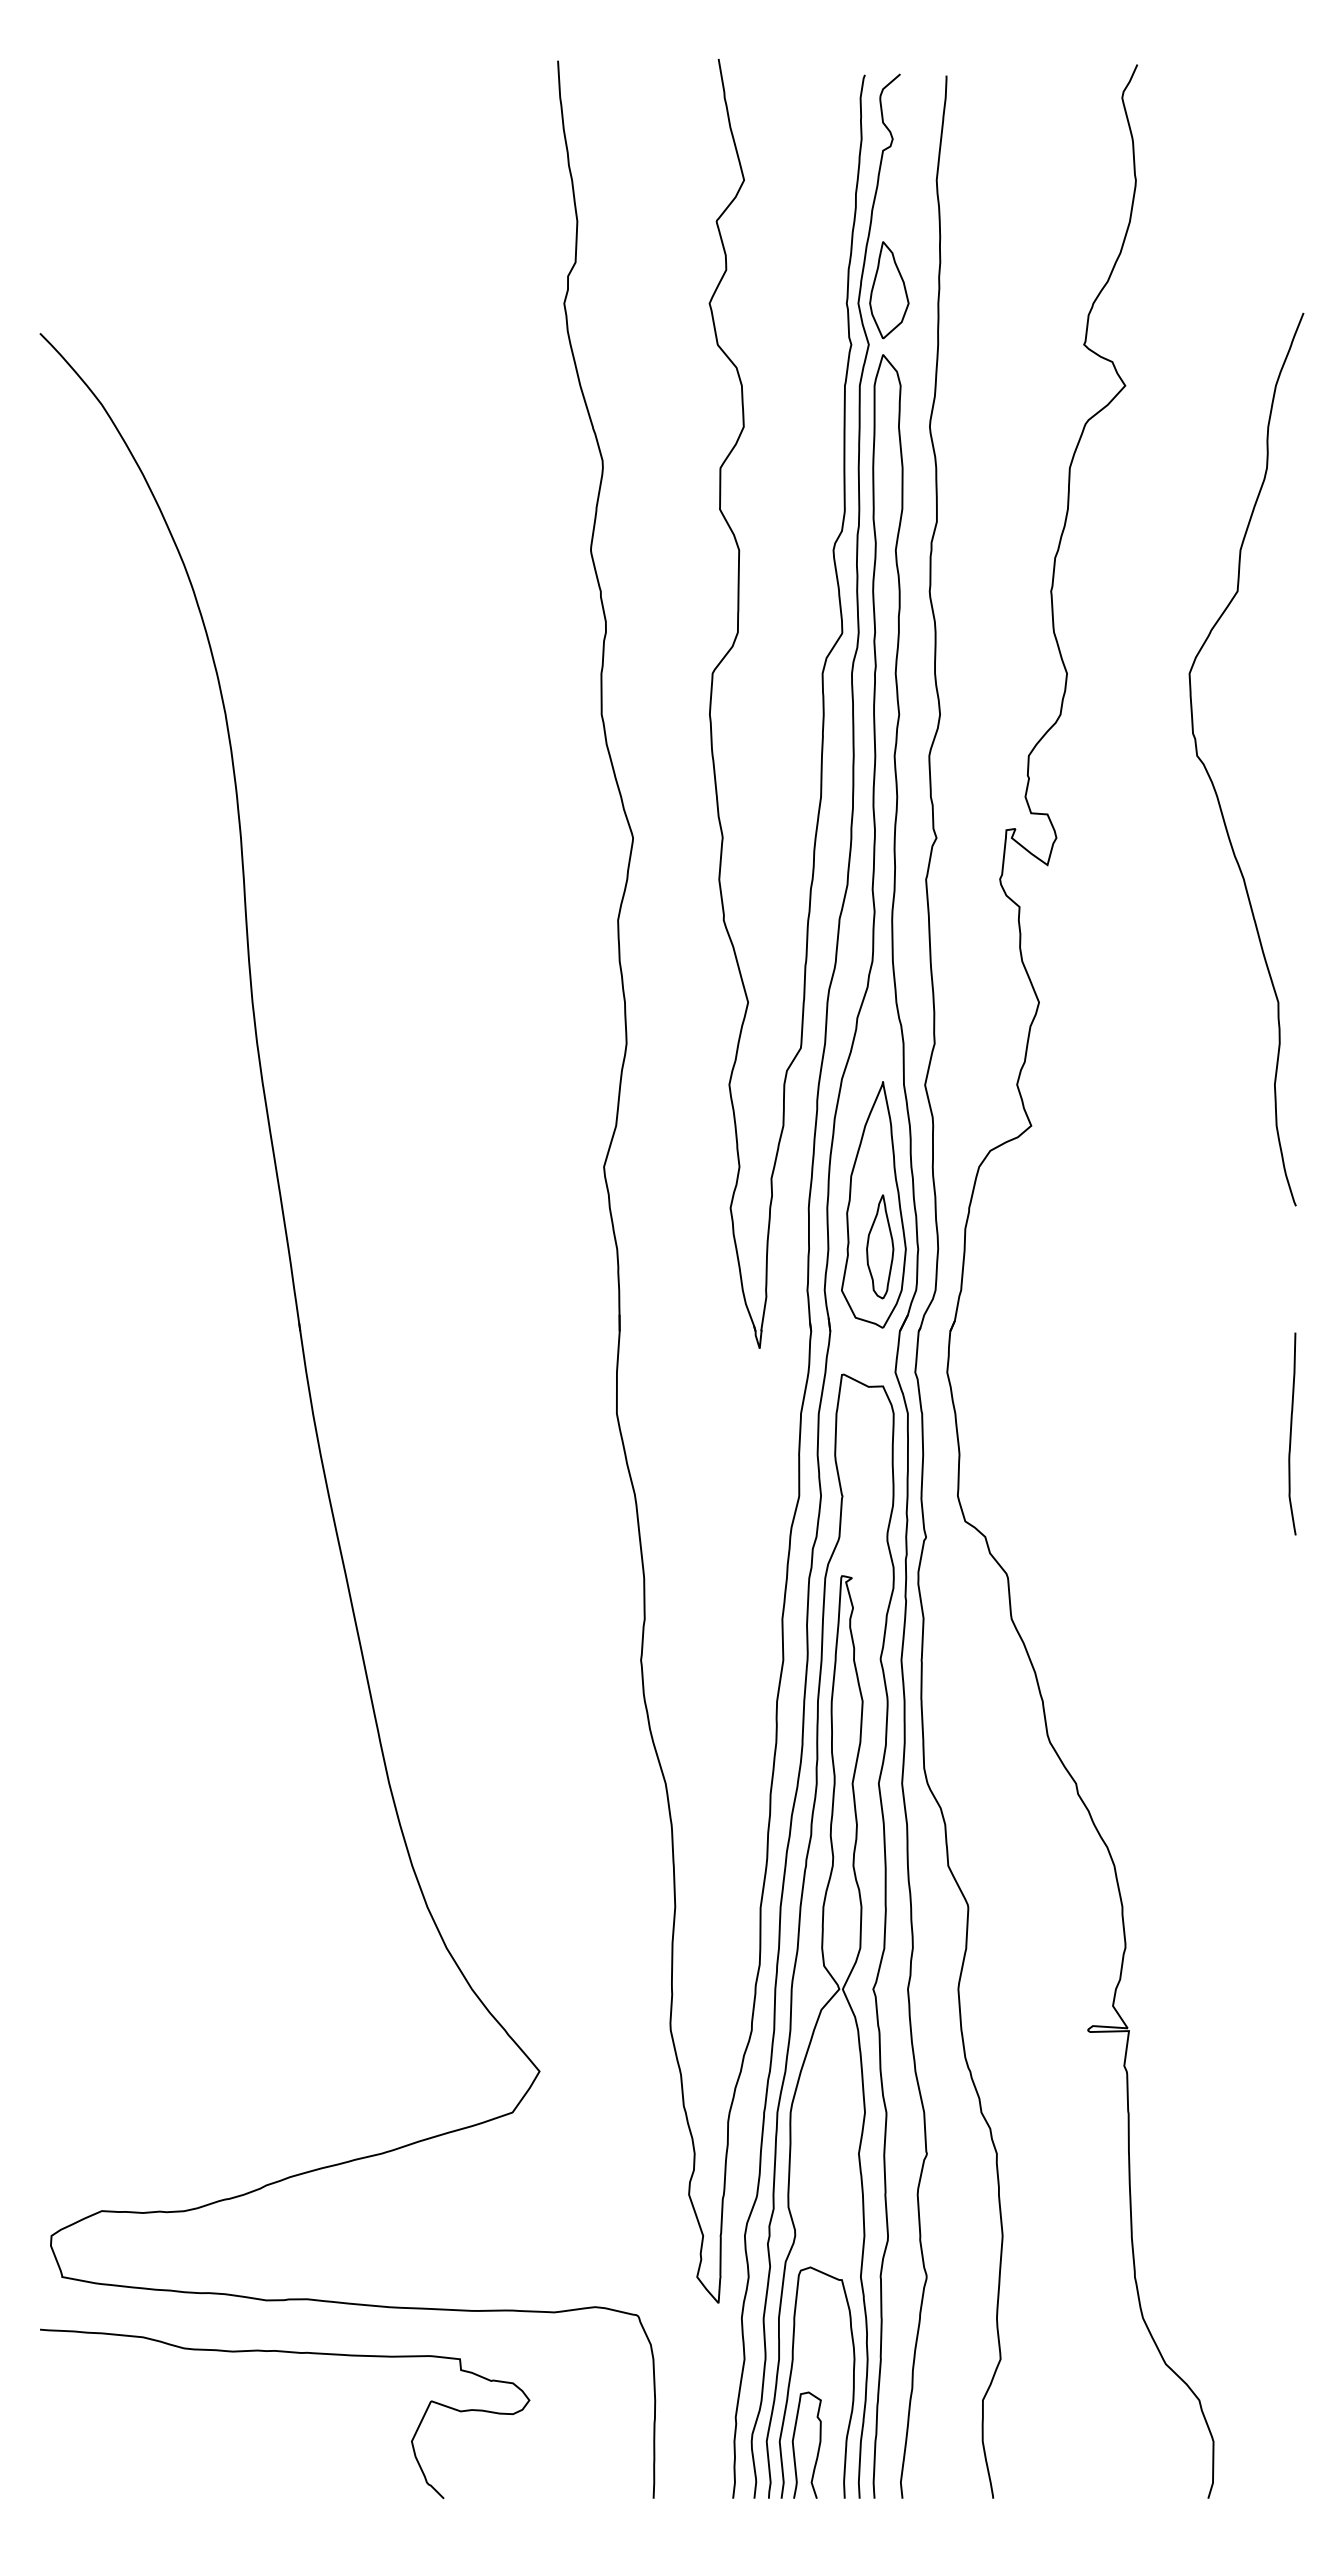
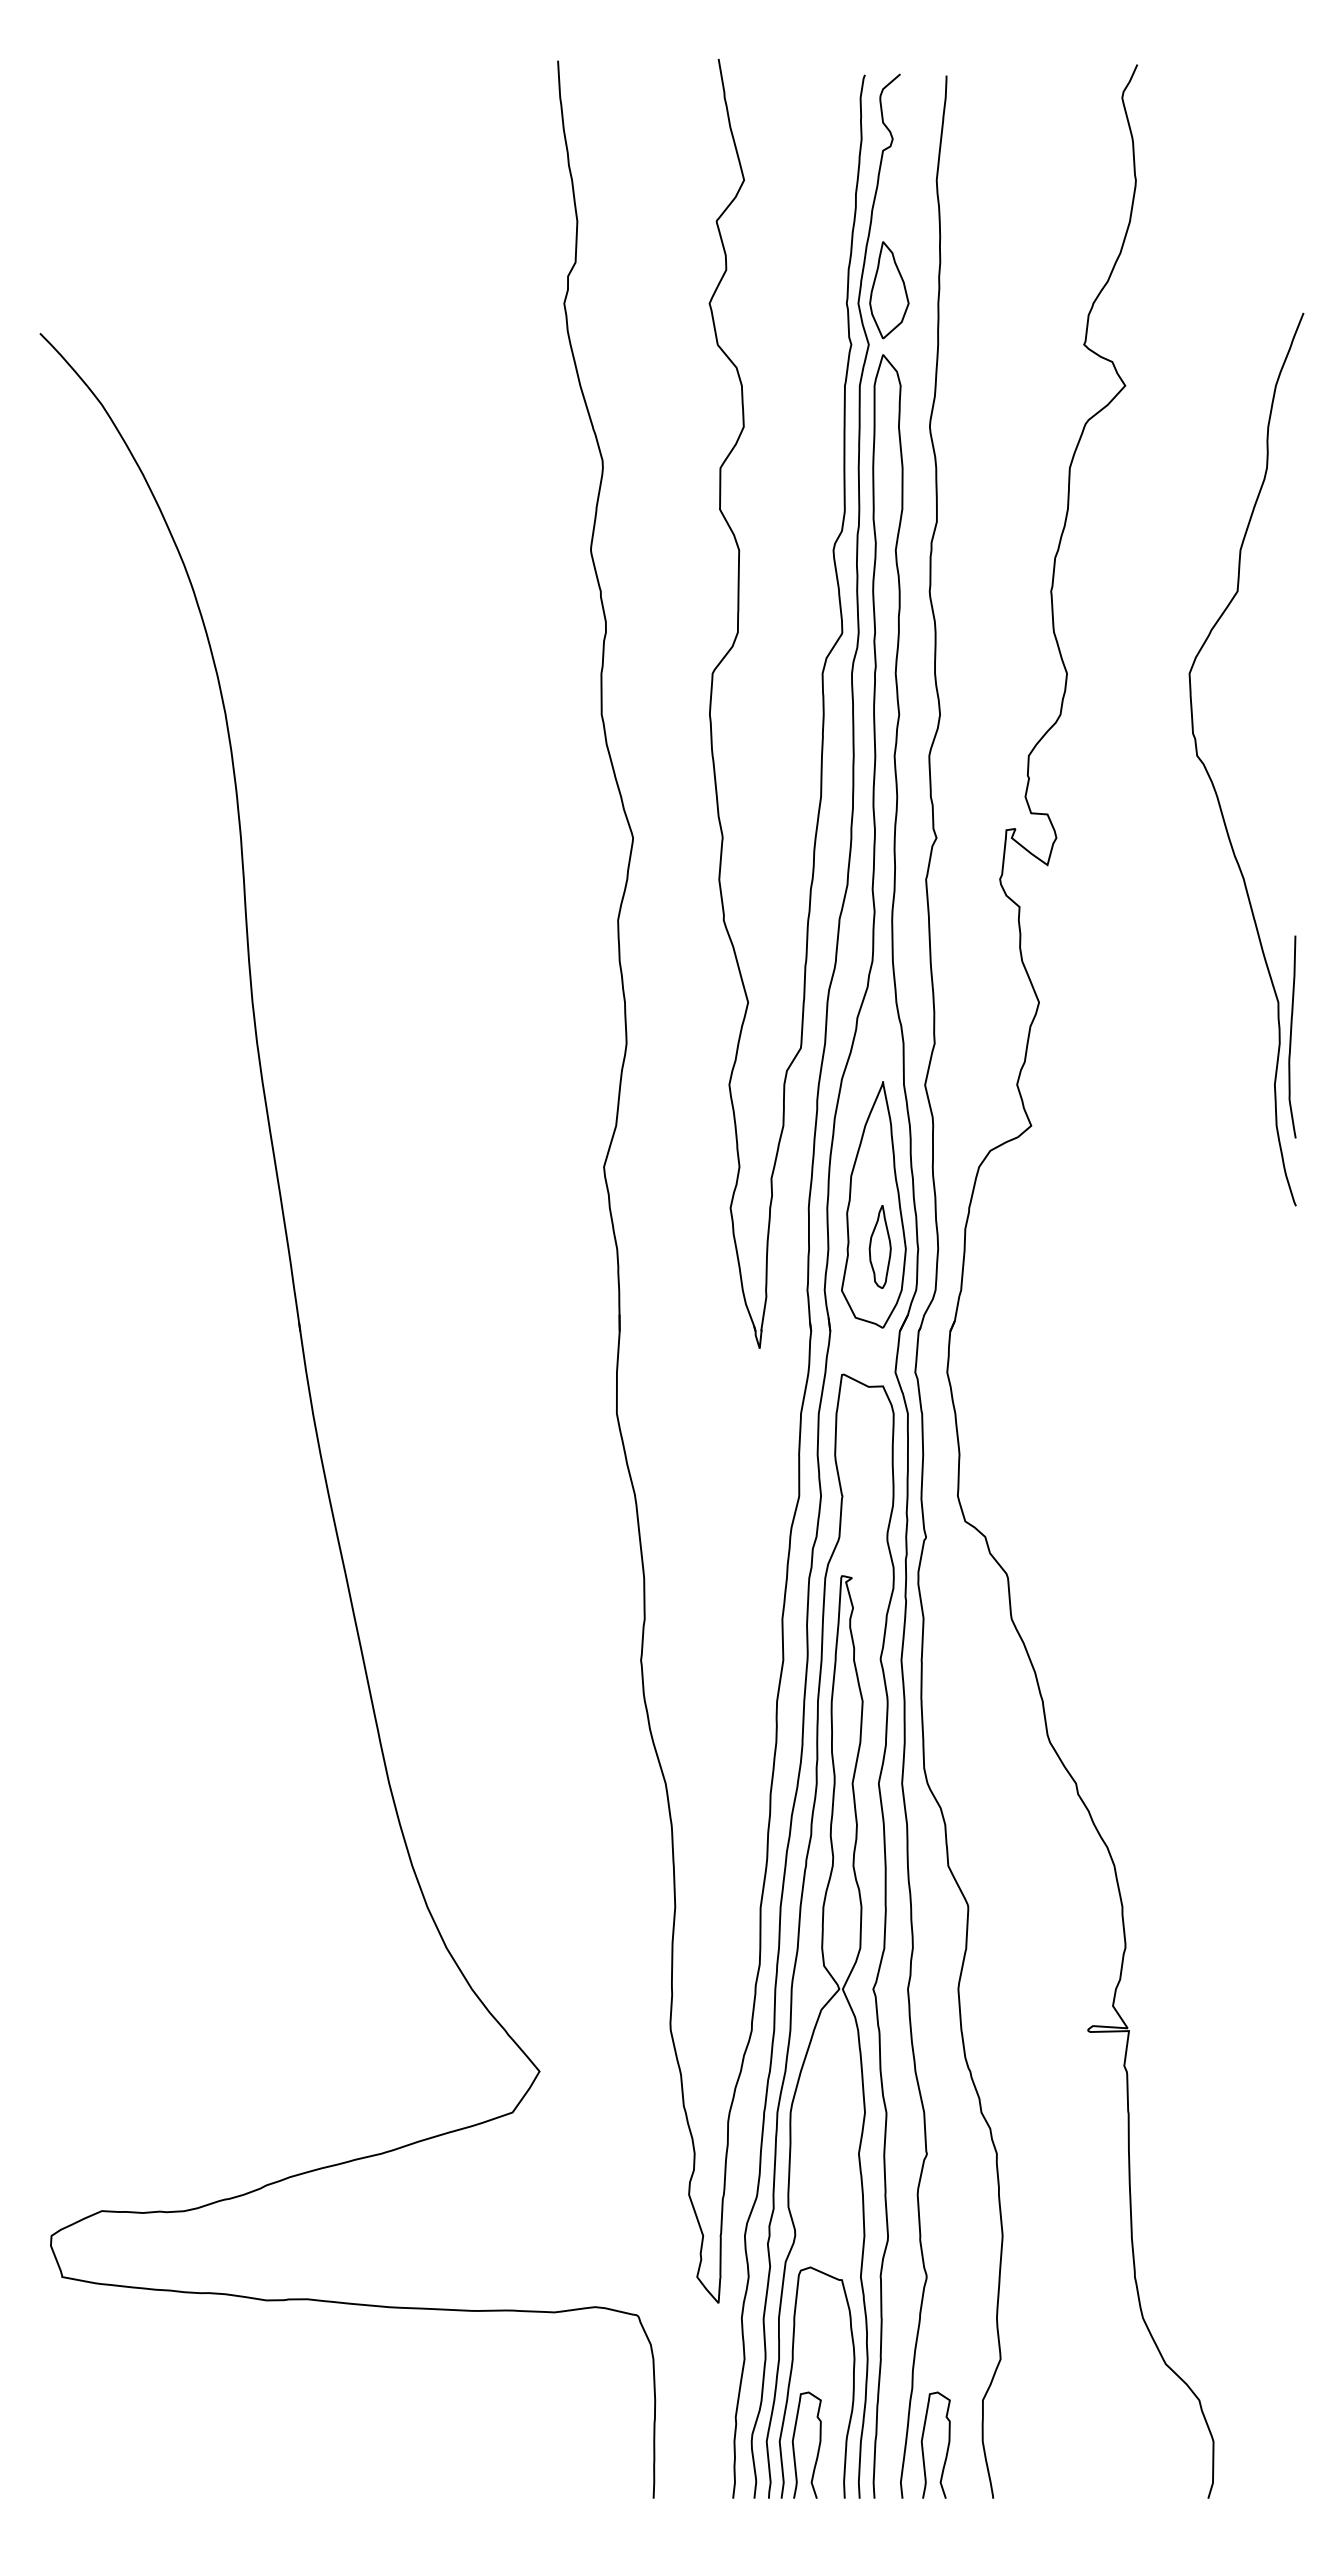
part size: 29x106 px -> 24x84 px (879, 1246)
curve position: (1291, 1433) -> (1291, 1036) (1291, 1036)
curve: present -> none (291, 2353)
curve: none -> present (947, 2445)
